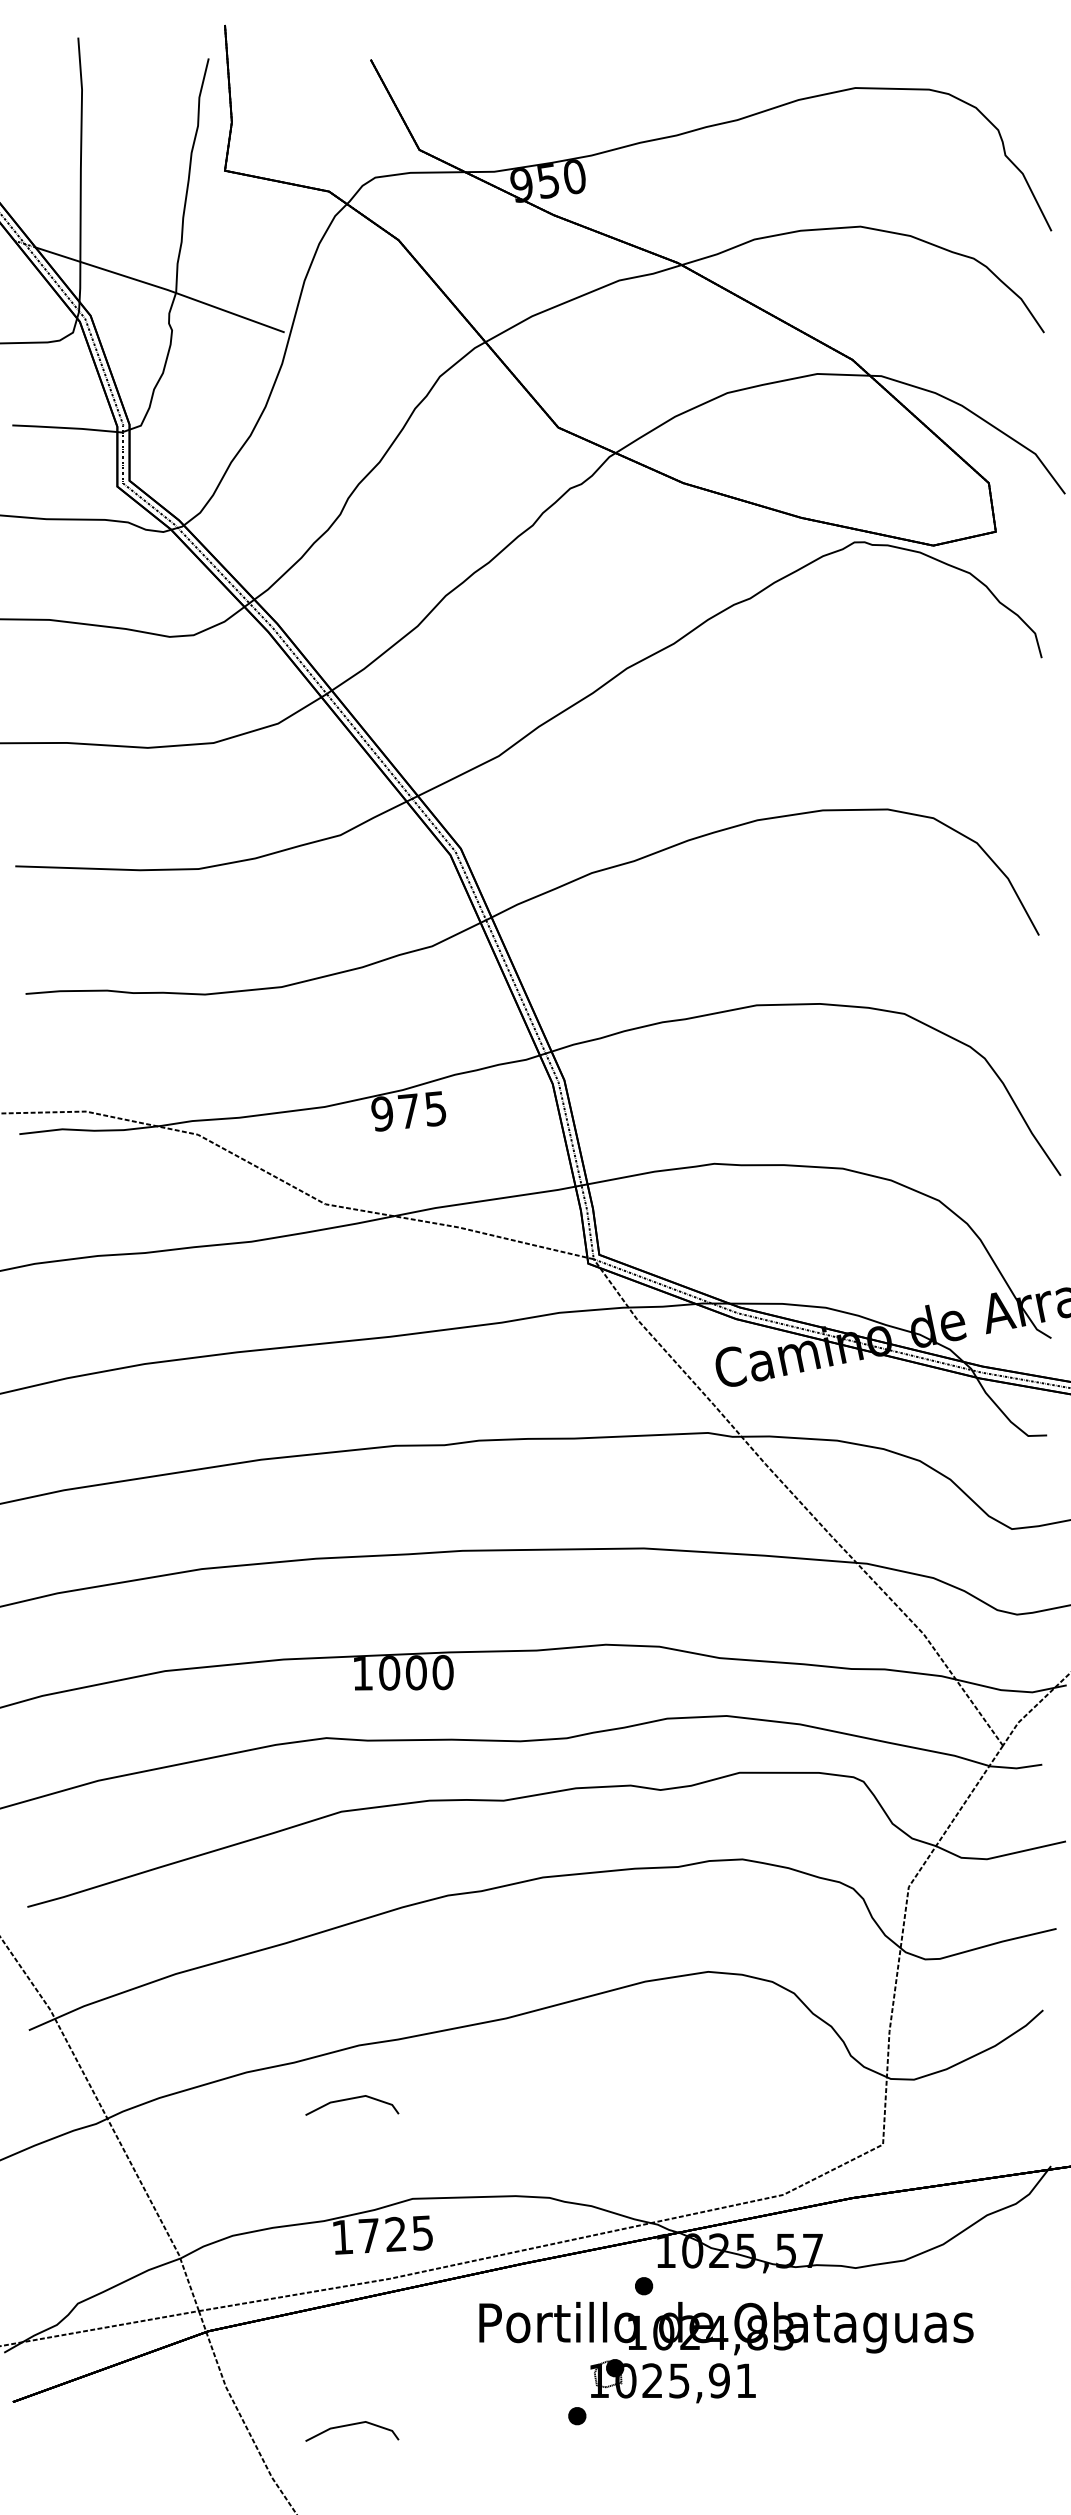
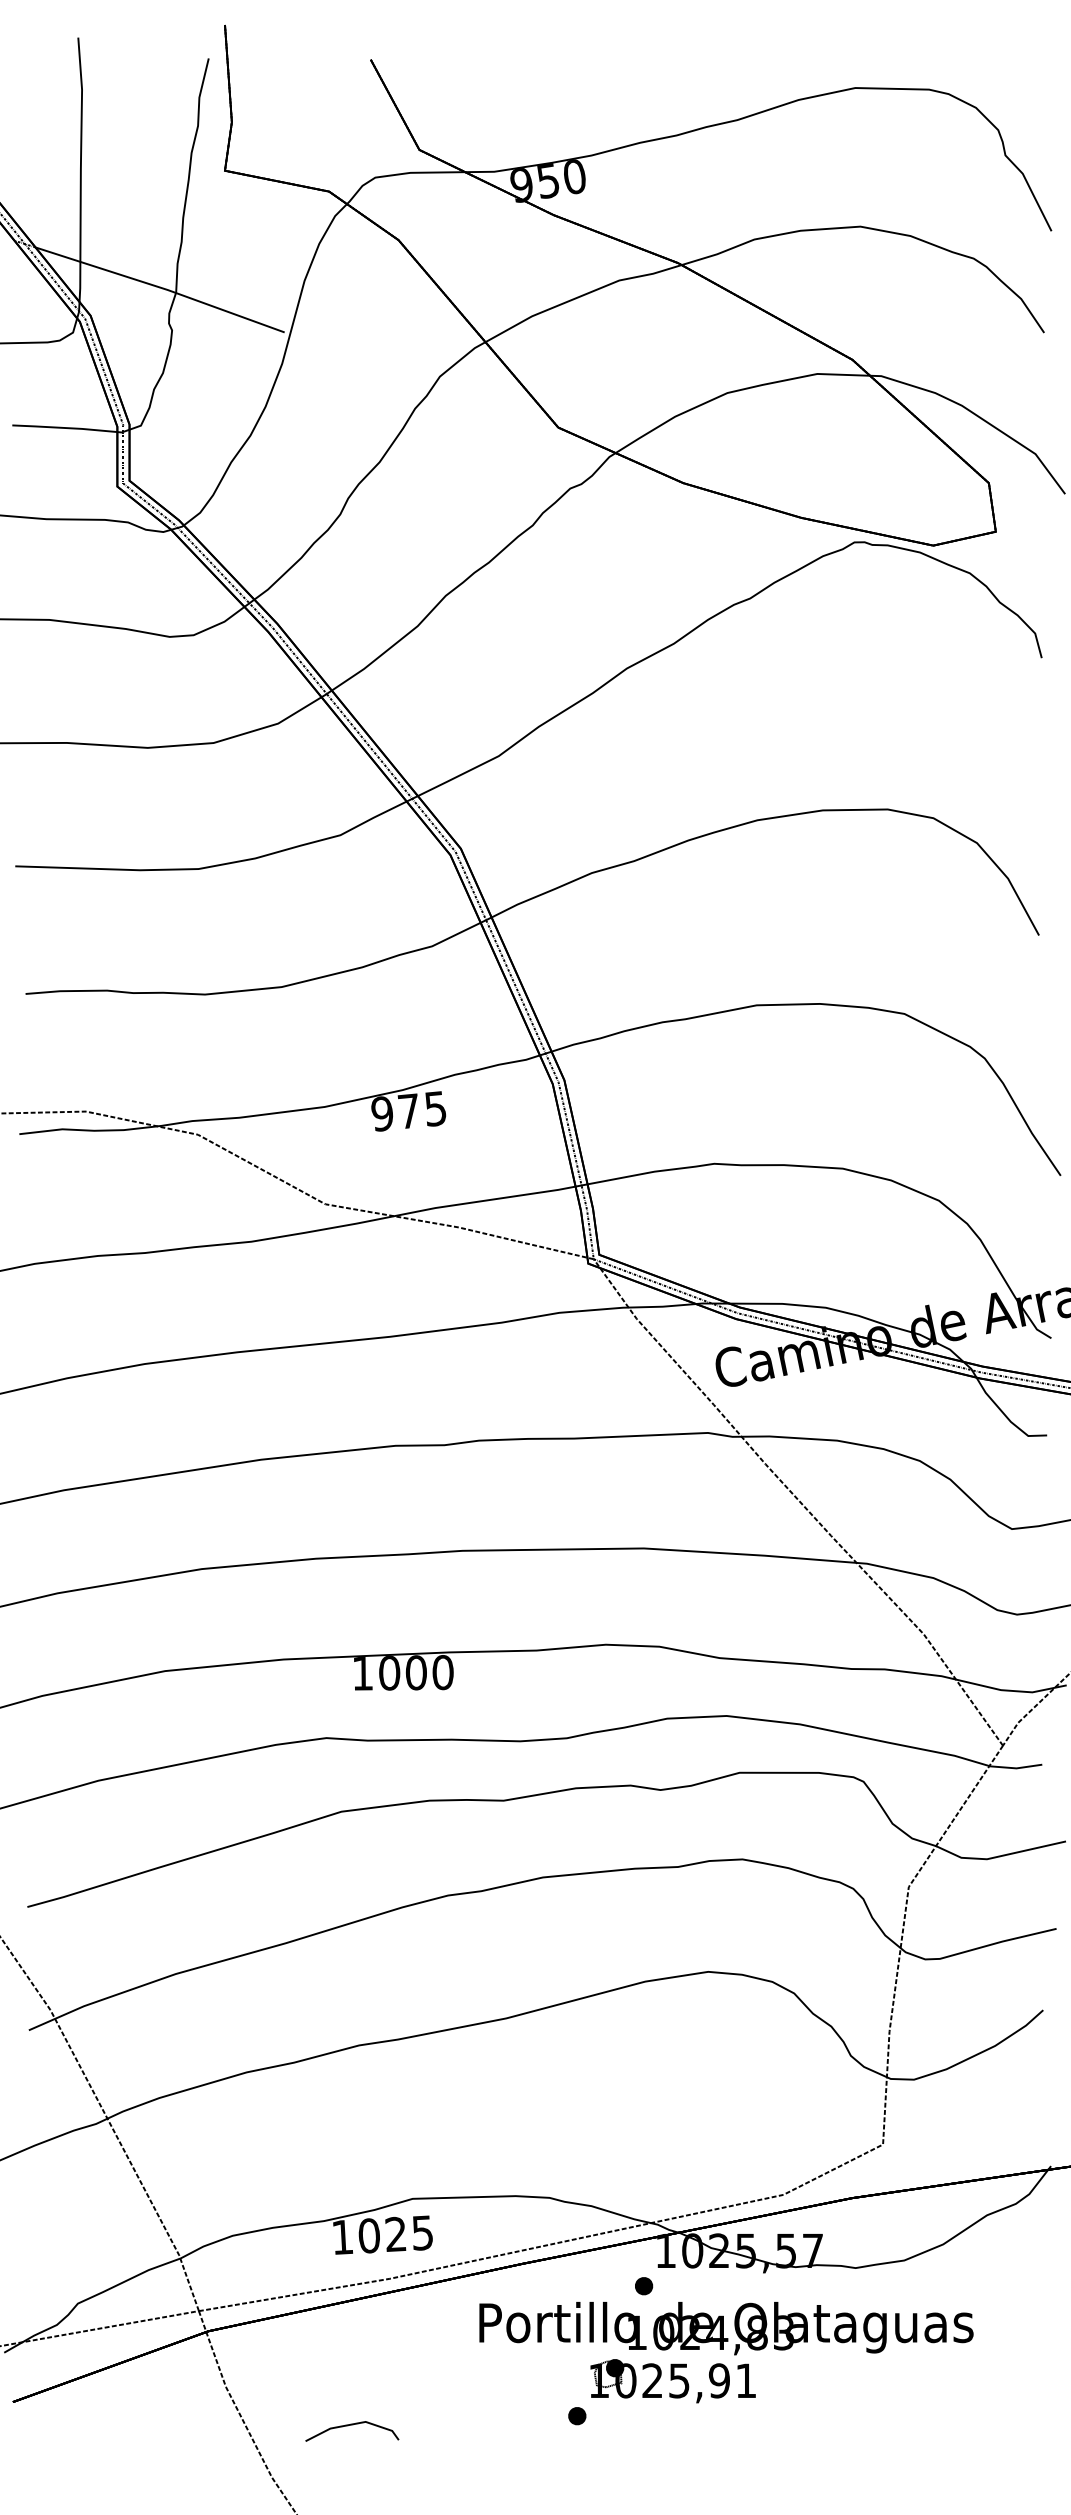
part: present -> none (352, 2105)
text: 1725 -> 1025 (368, 2235)
